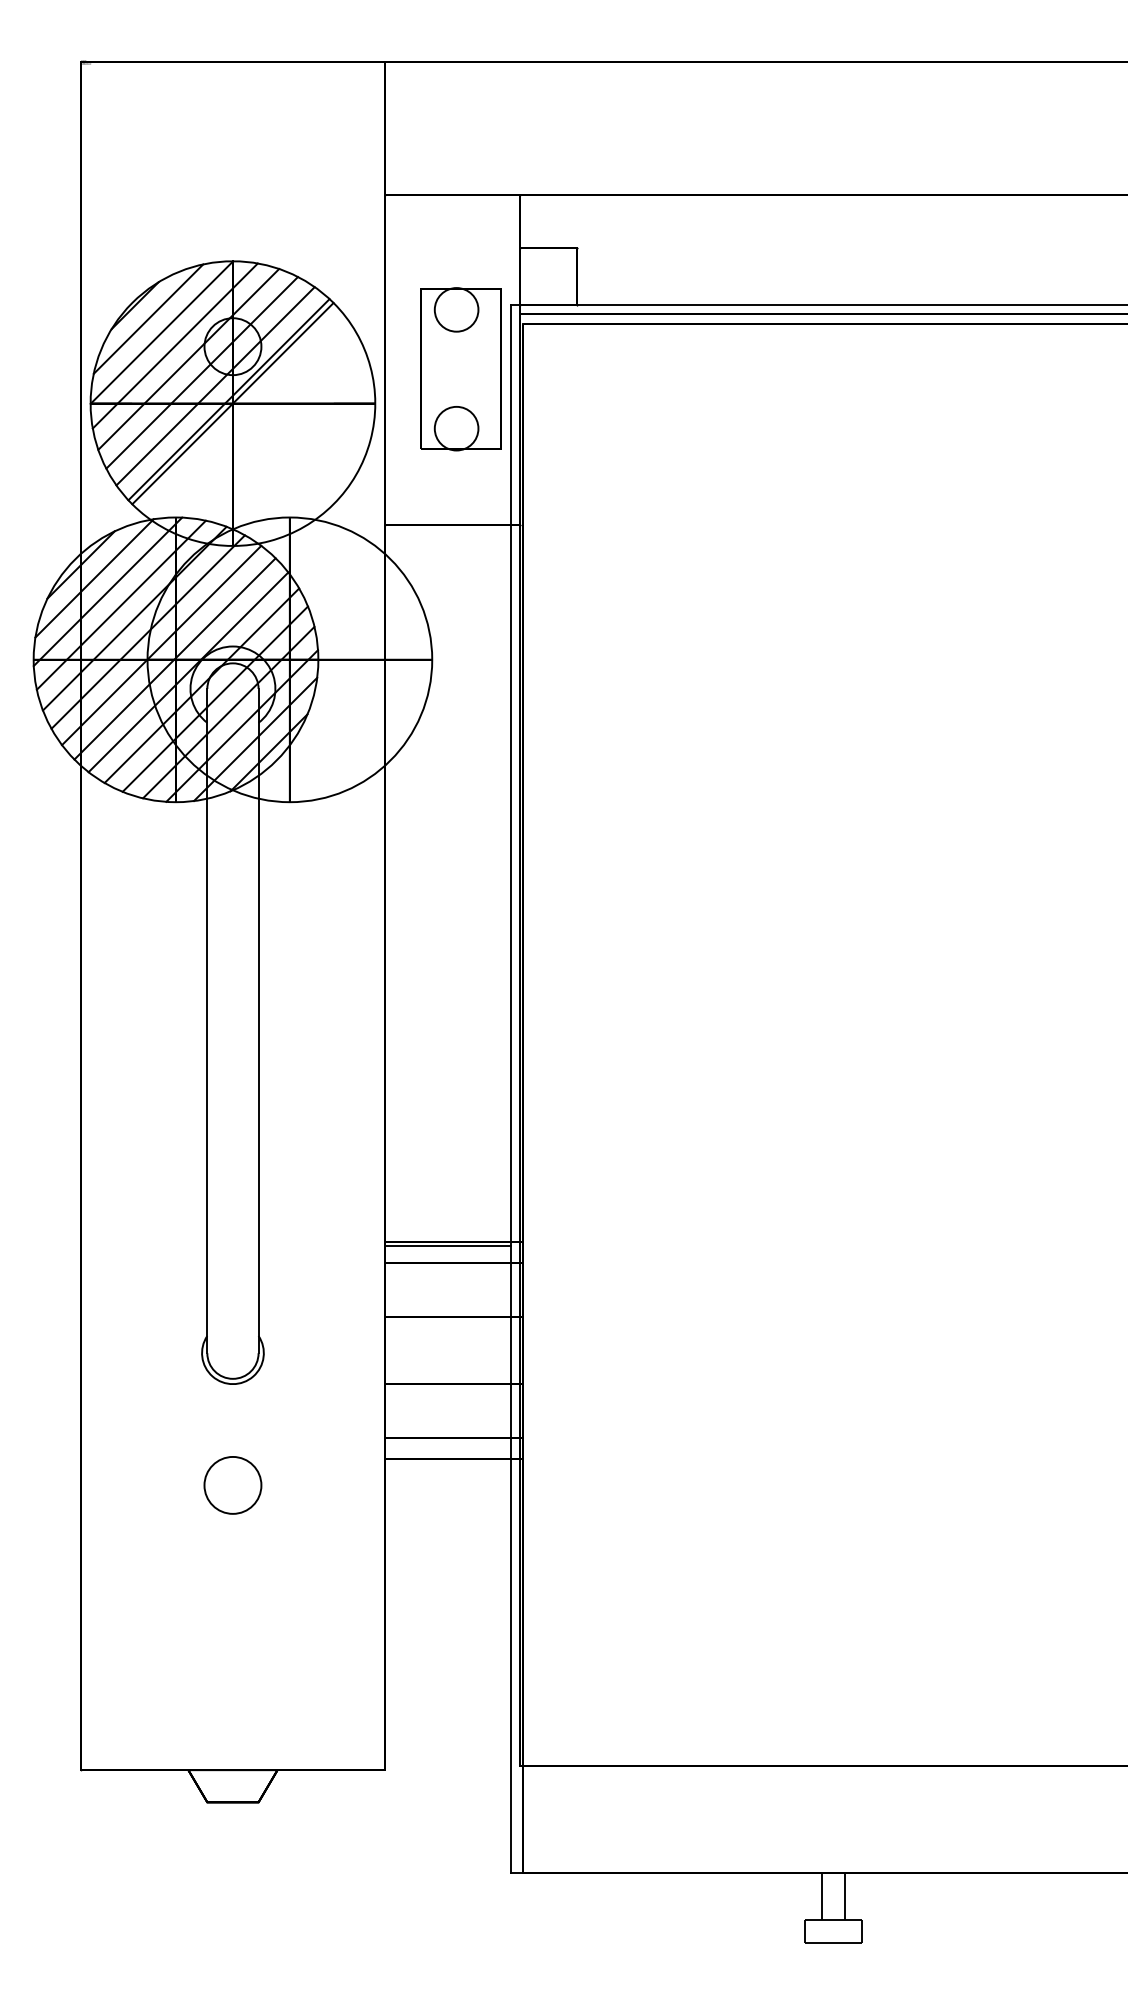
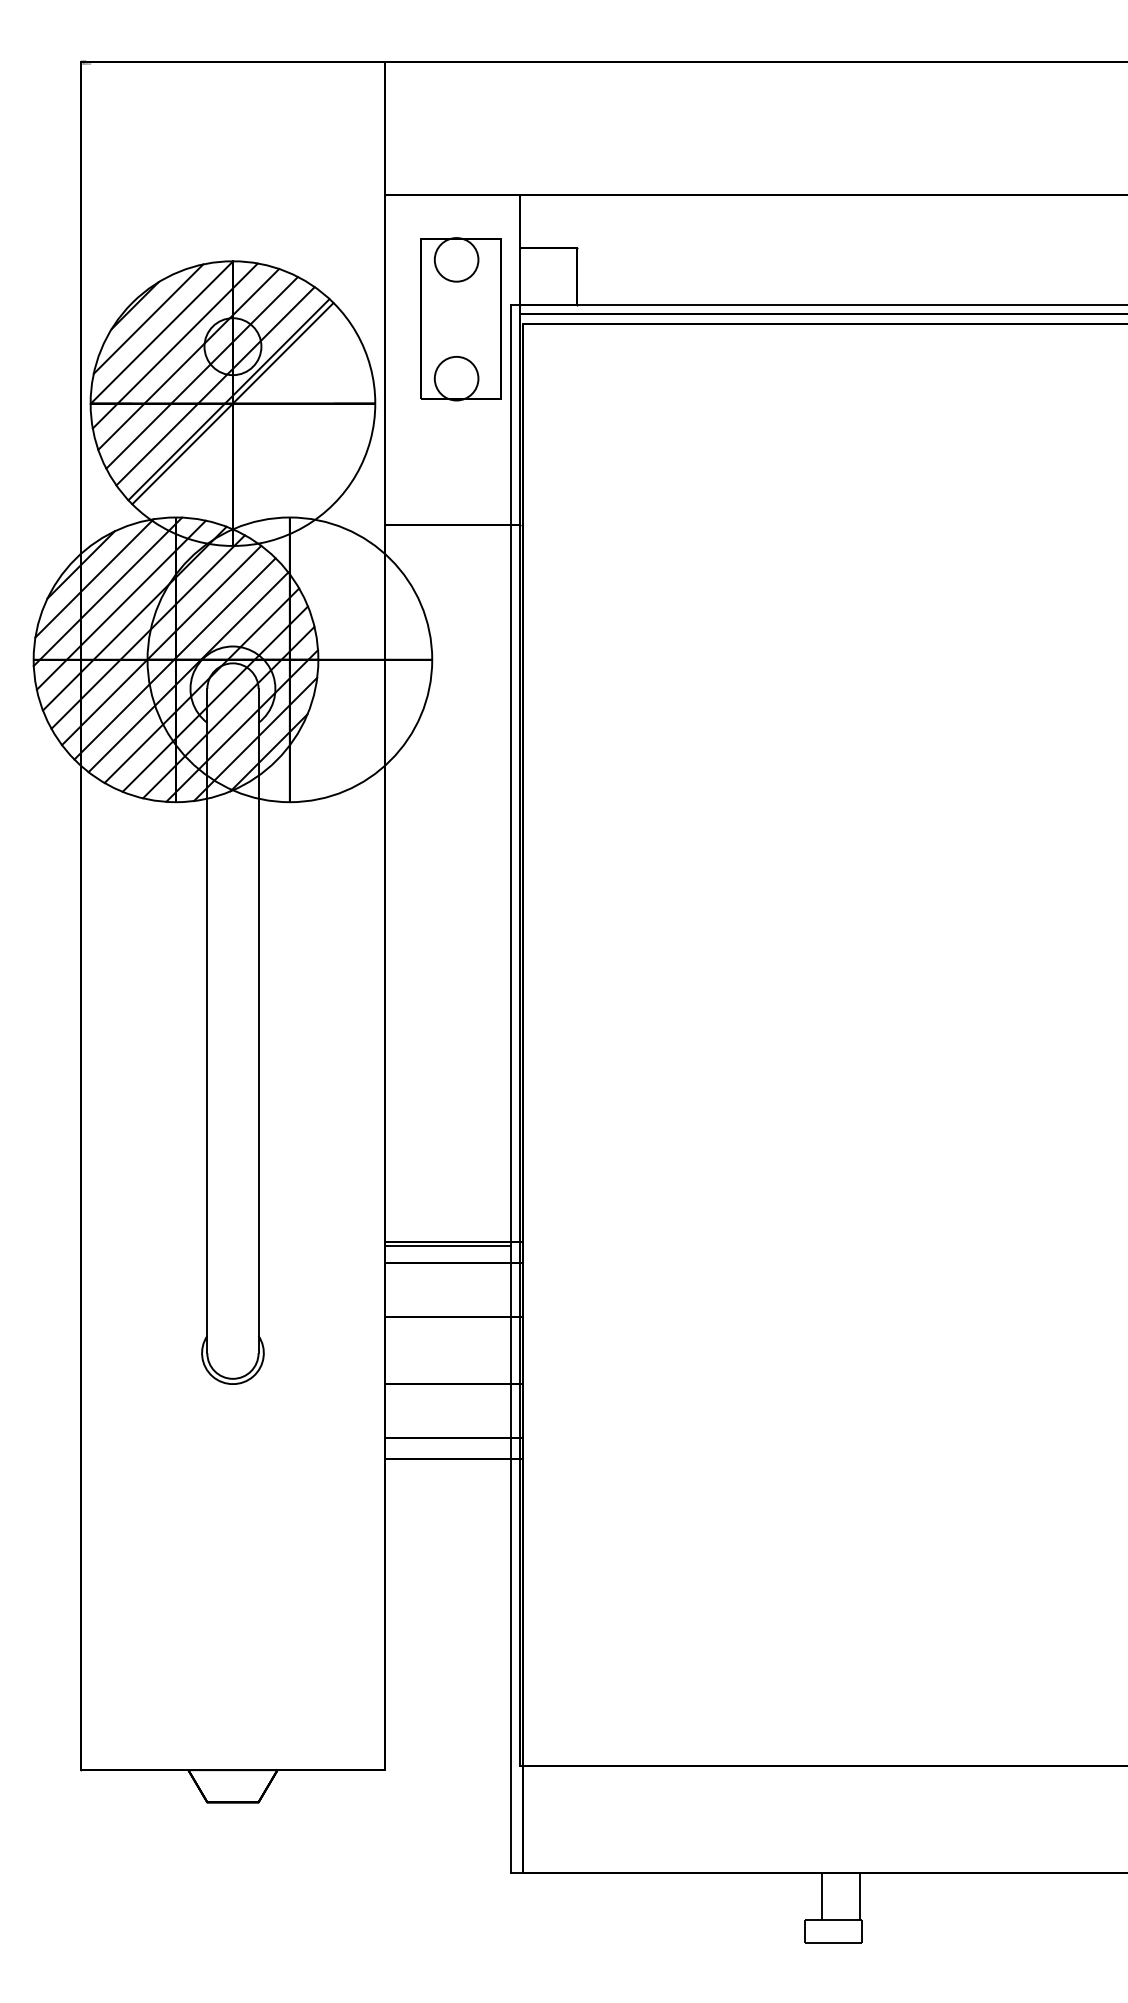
part position: (460, 369) -> (460, 319) (460, 319)
circle: present -> none (232, 1485)
line position: (845, 1896) -> (860, 1896) (860, 1896)
